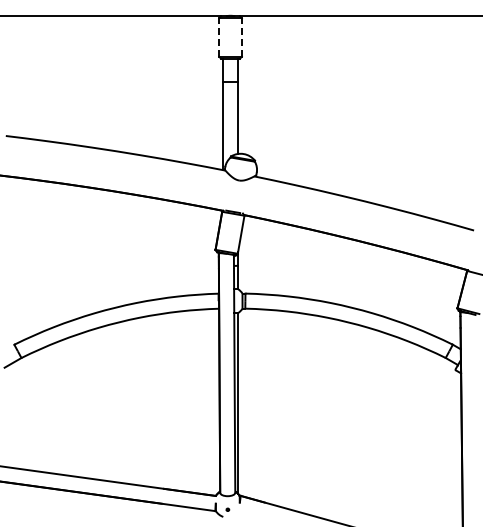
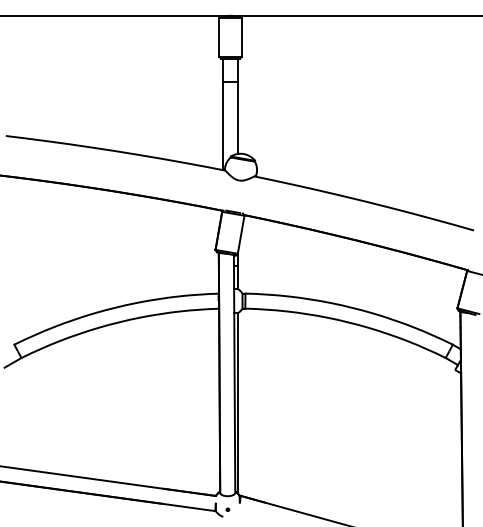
line: dashed -> solid (219, 36)
line: dashed -> solid (241, 36)
